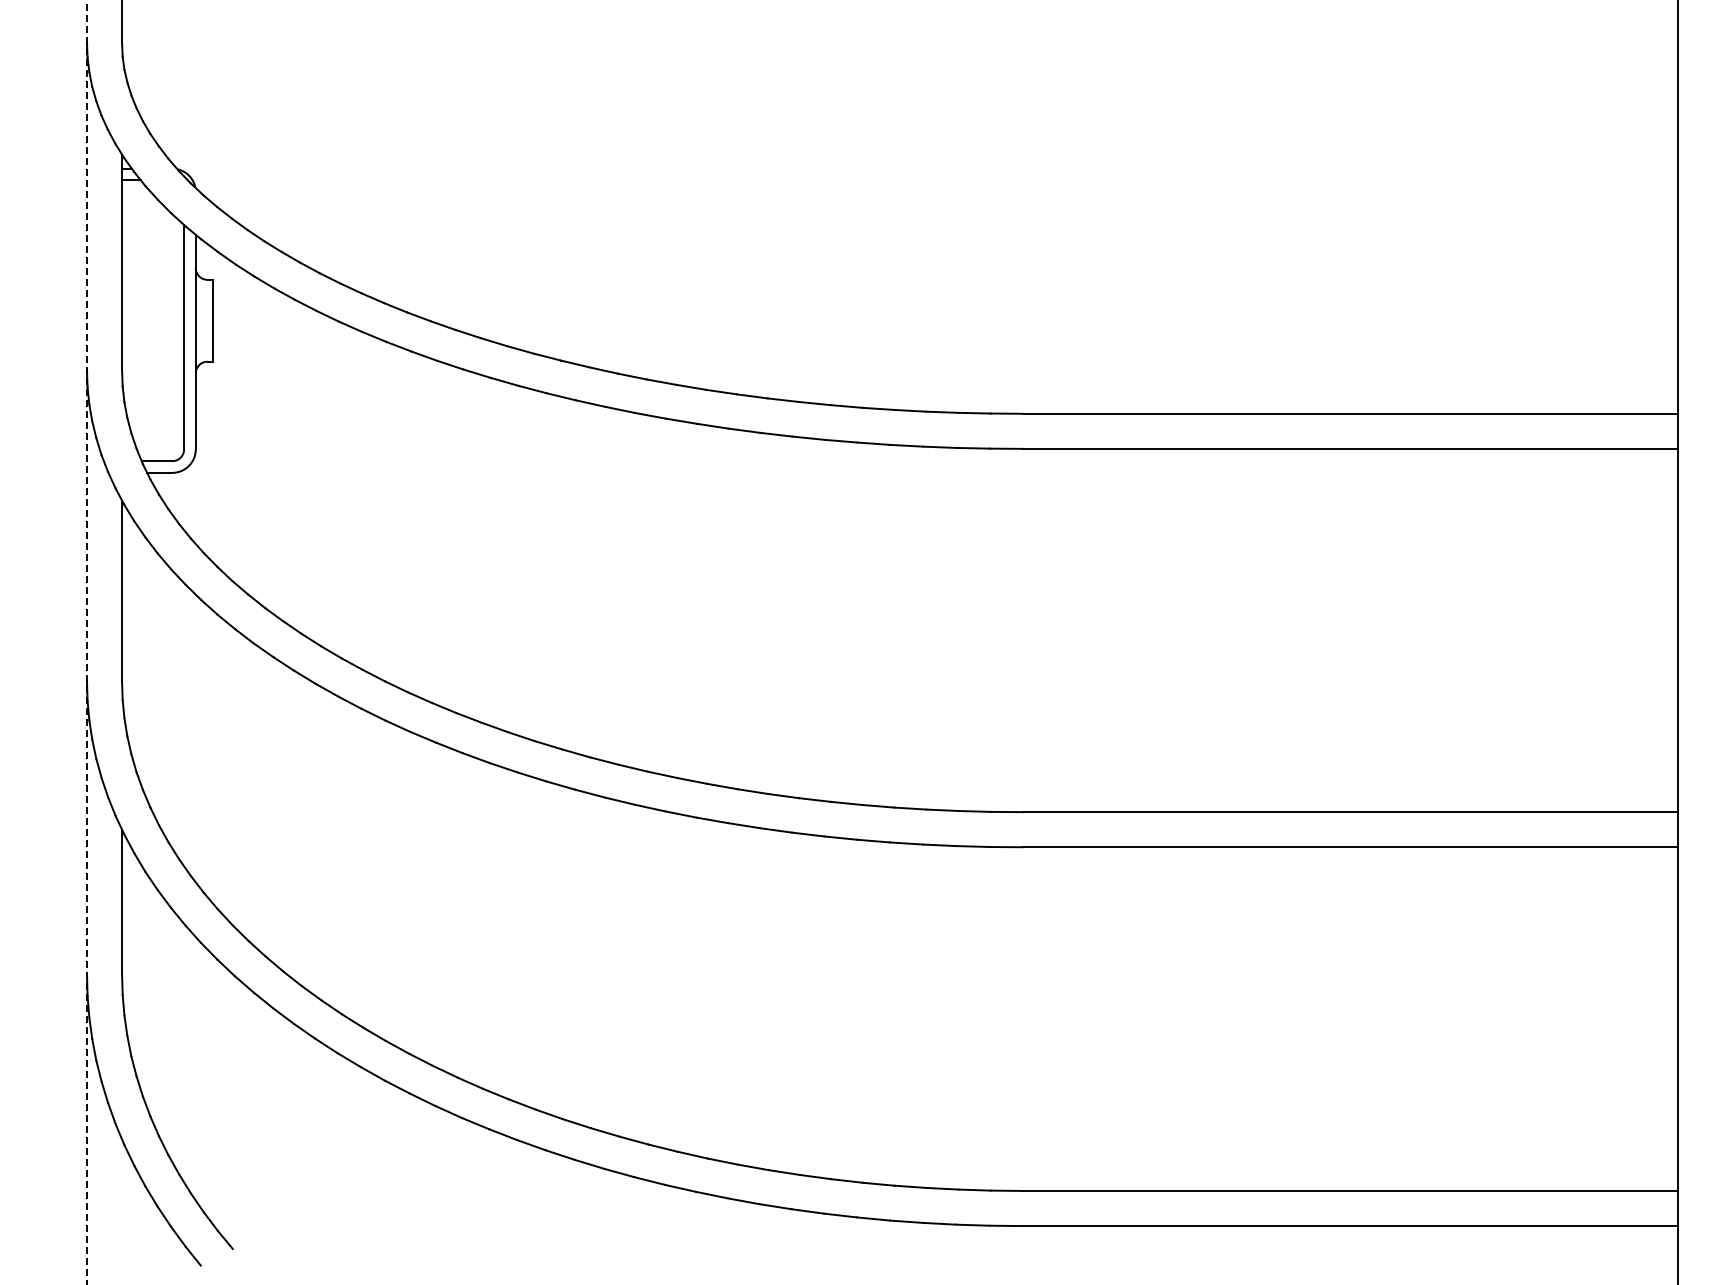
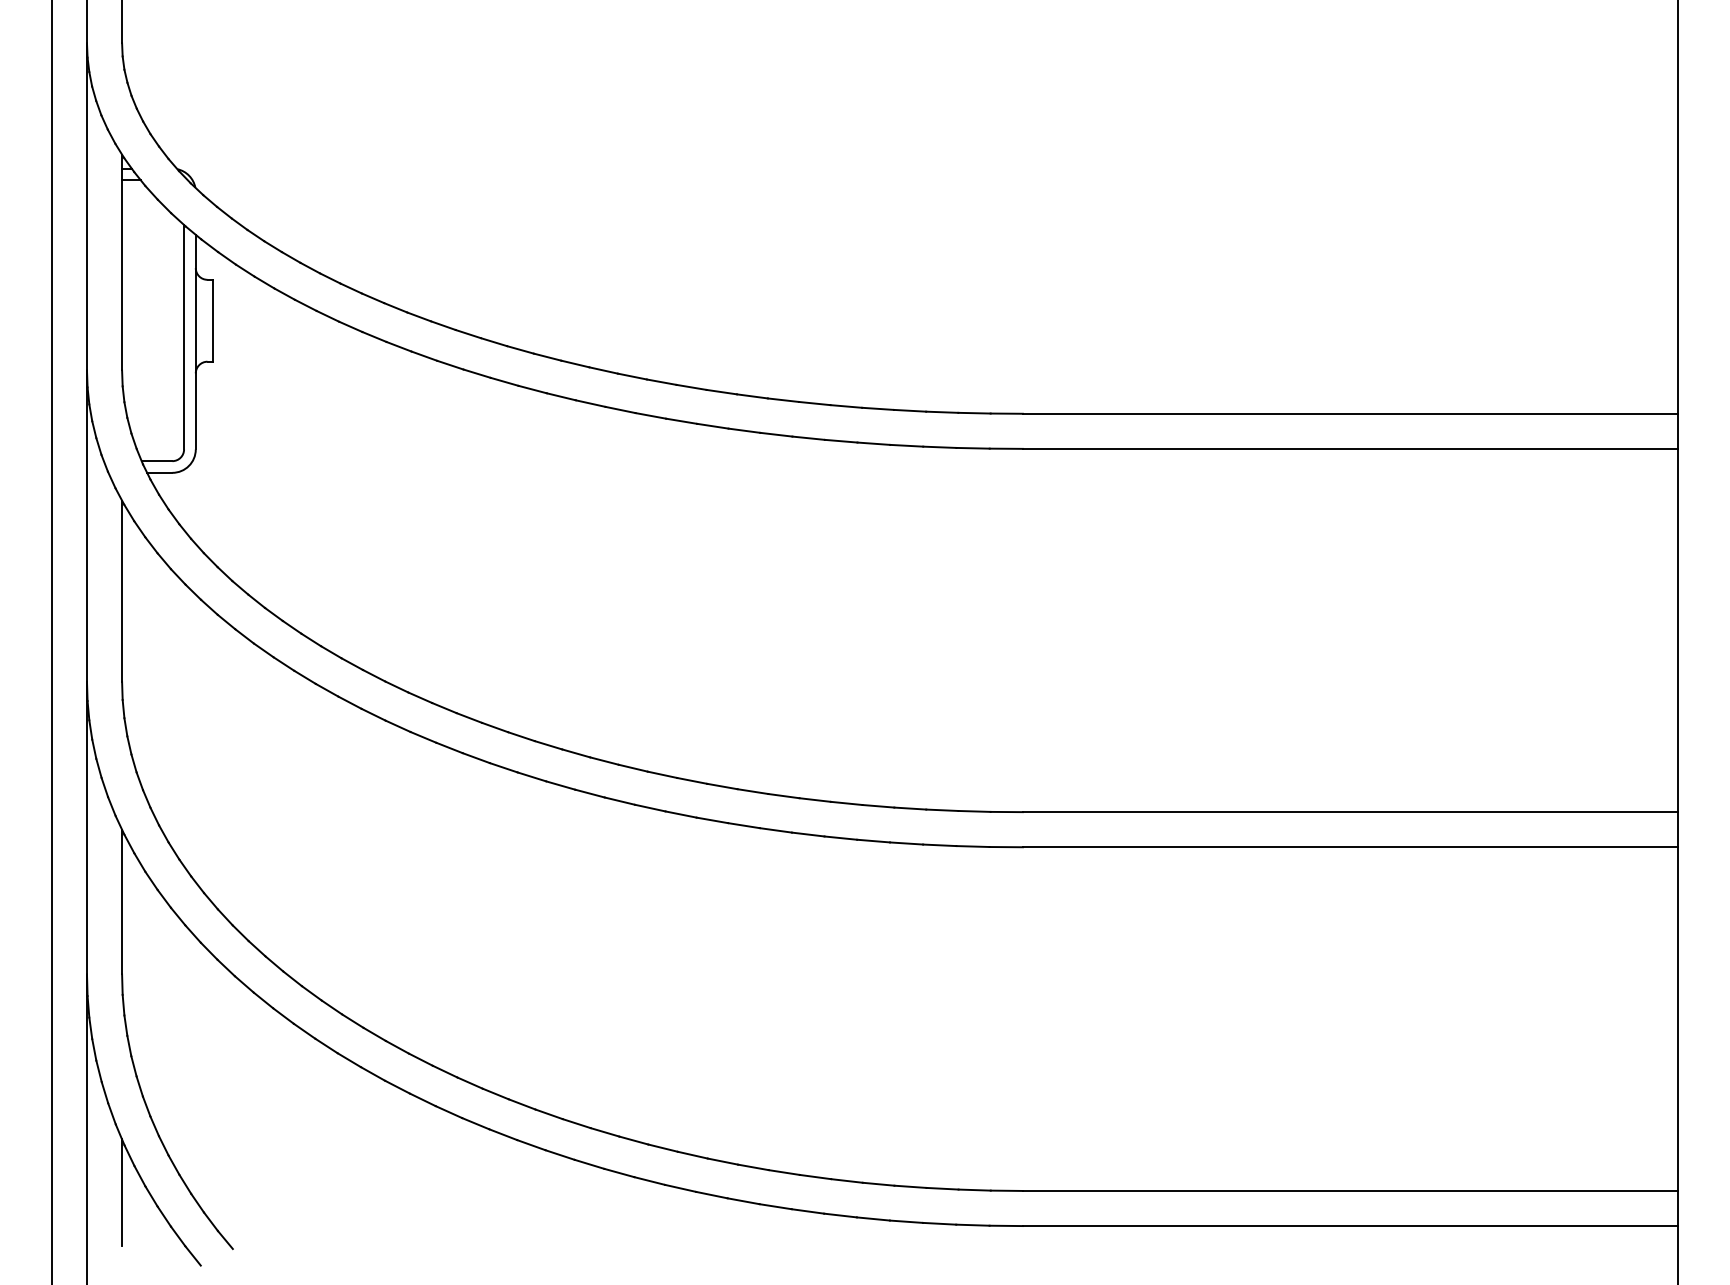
line: none -> present (51, 641)
line: dashed -> solid (86, 642)
line: none -> present (122, 1192)
